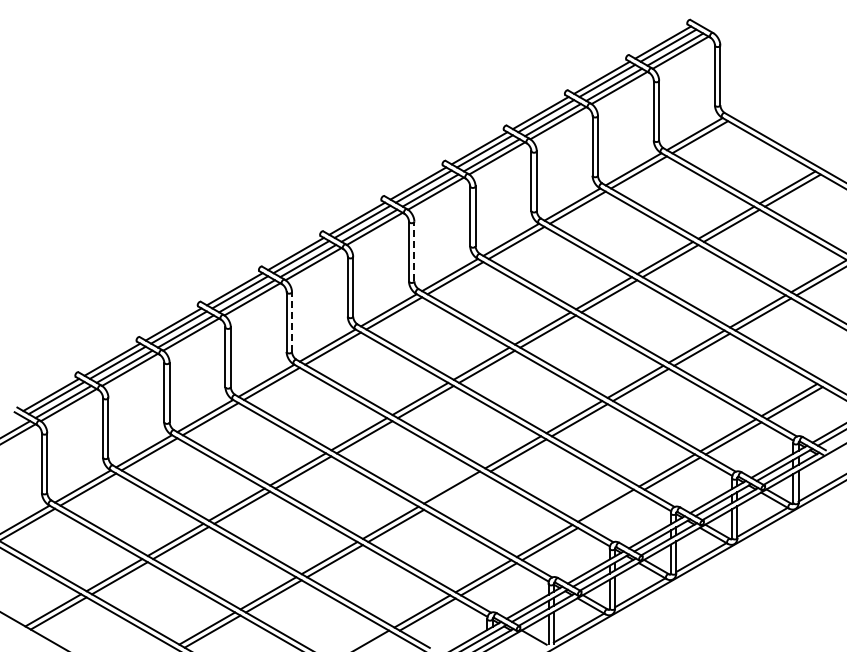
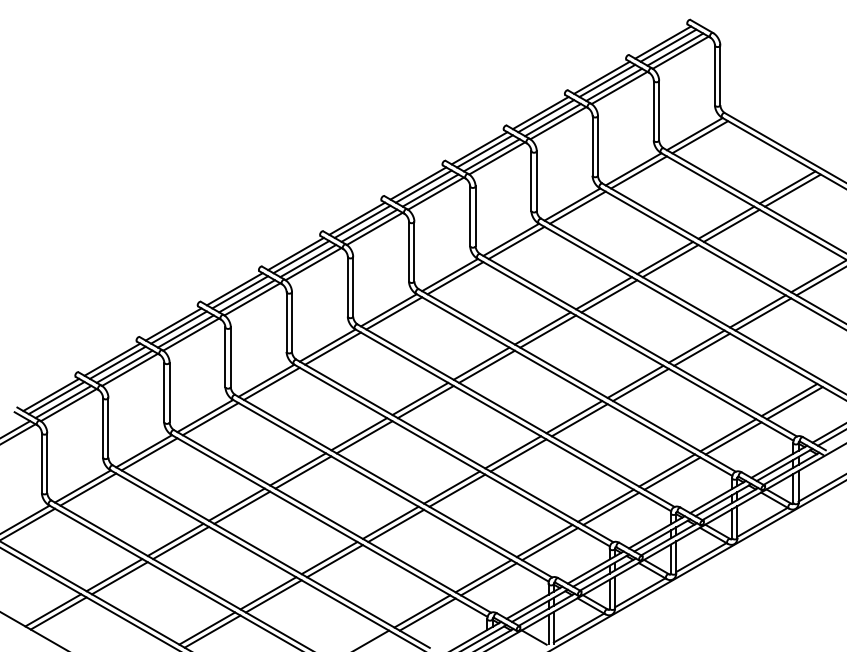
line: dashed -> solid (414, 251)
line: dashed -> solid (292, 322)
line: none -> present (457, 490)
line: none -> present (611, 508)
